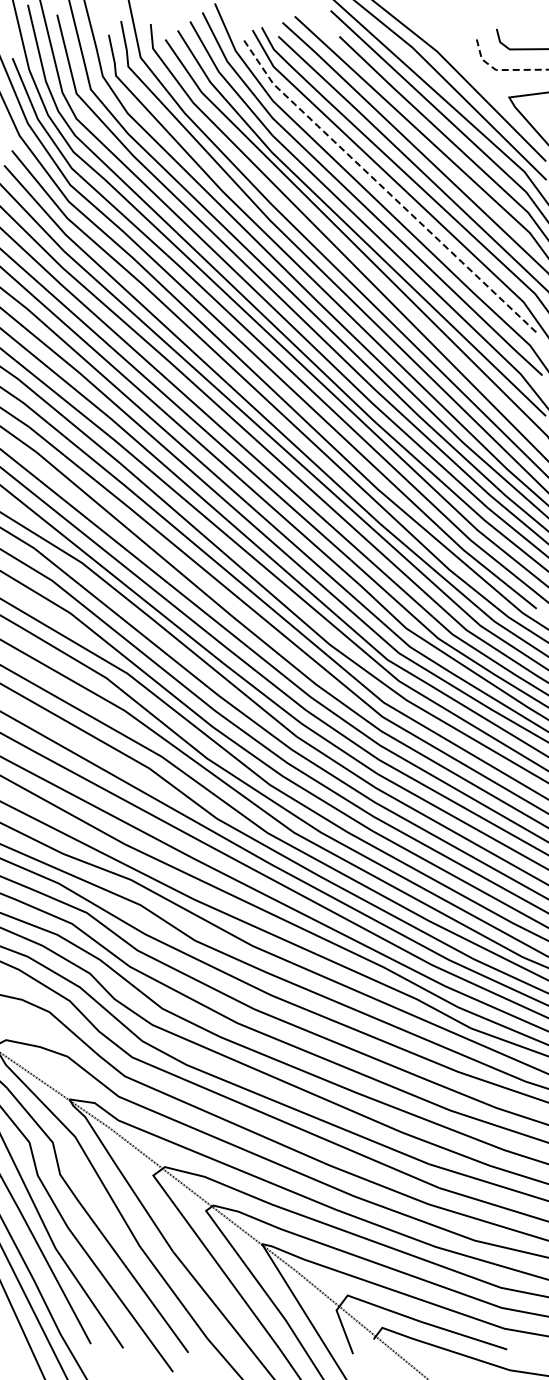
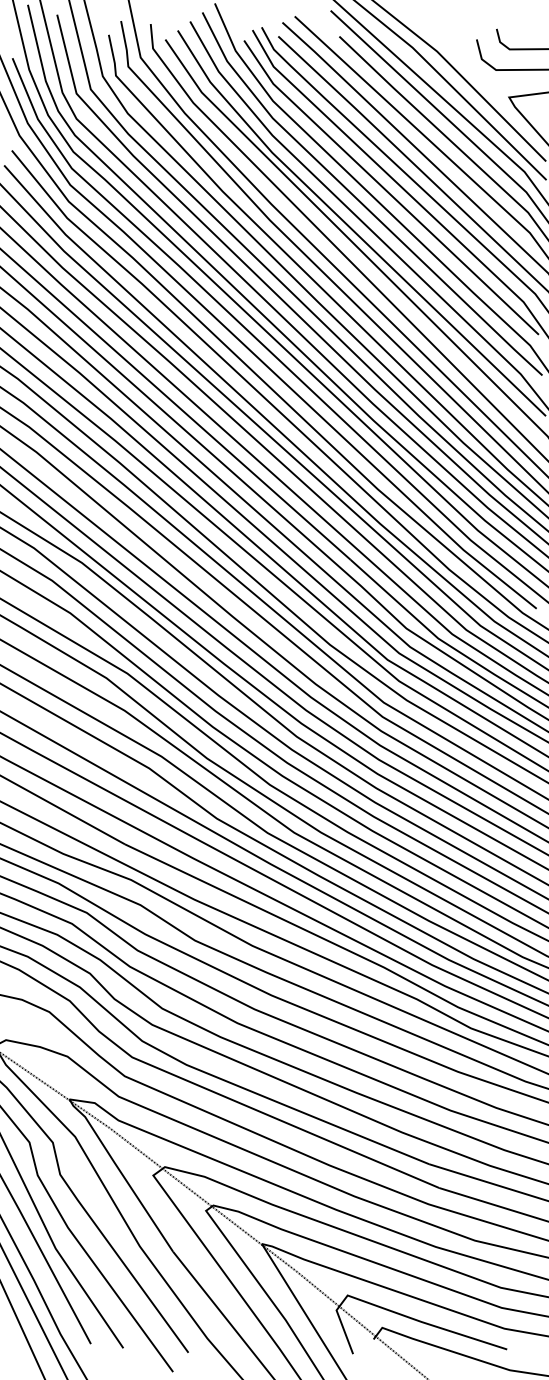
line: dashed -> solid (502, 70)
line: dashed -> solid (386, 190)
